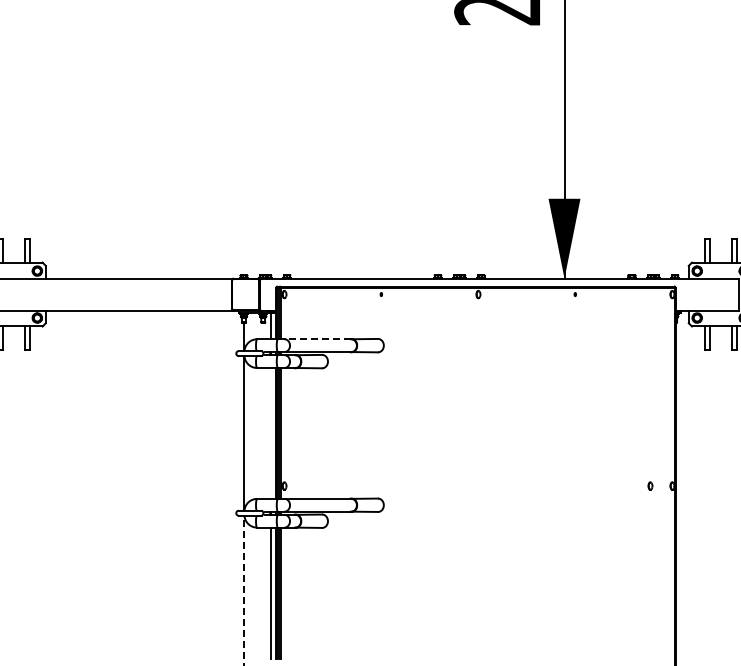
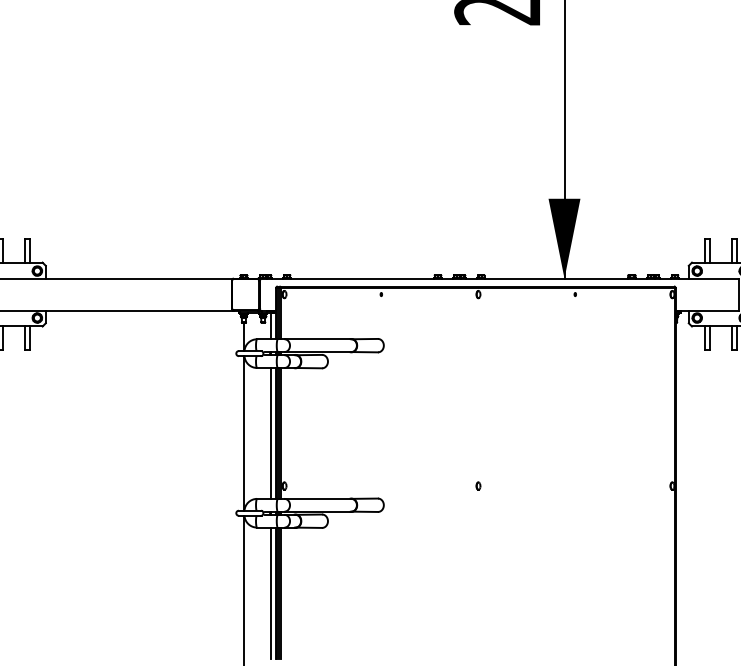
line: dashed -> solid (317, 339)
line: none -> present (271, 433)
part position: (650, 485) -> (478, 485) (478, 485)
line: dashed -> solid (243, 590)
